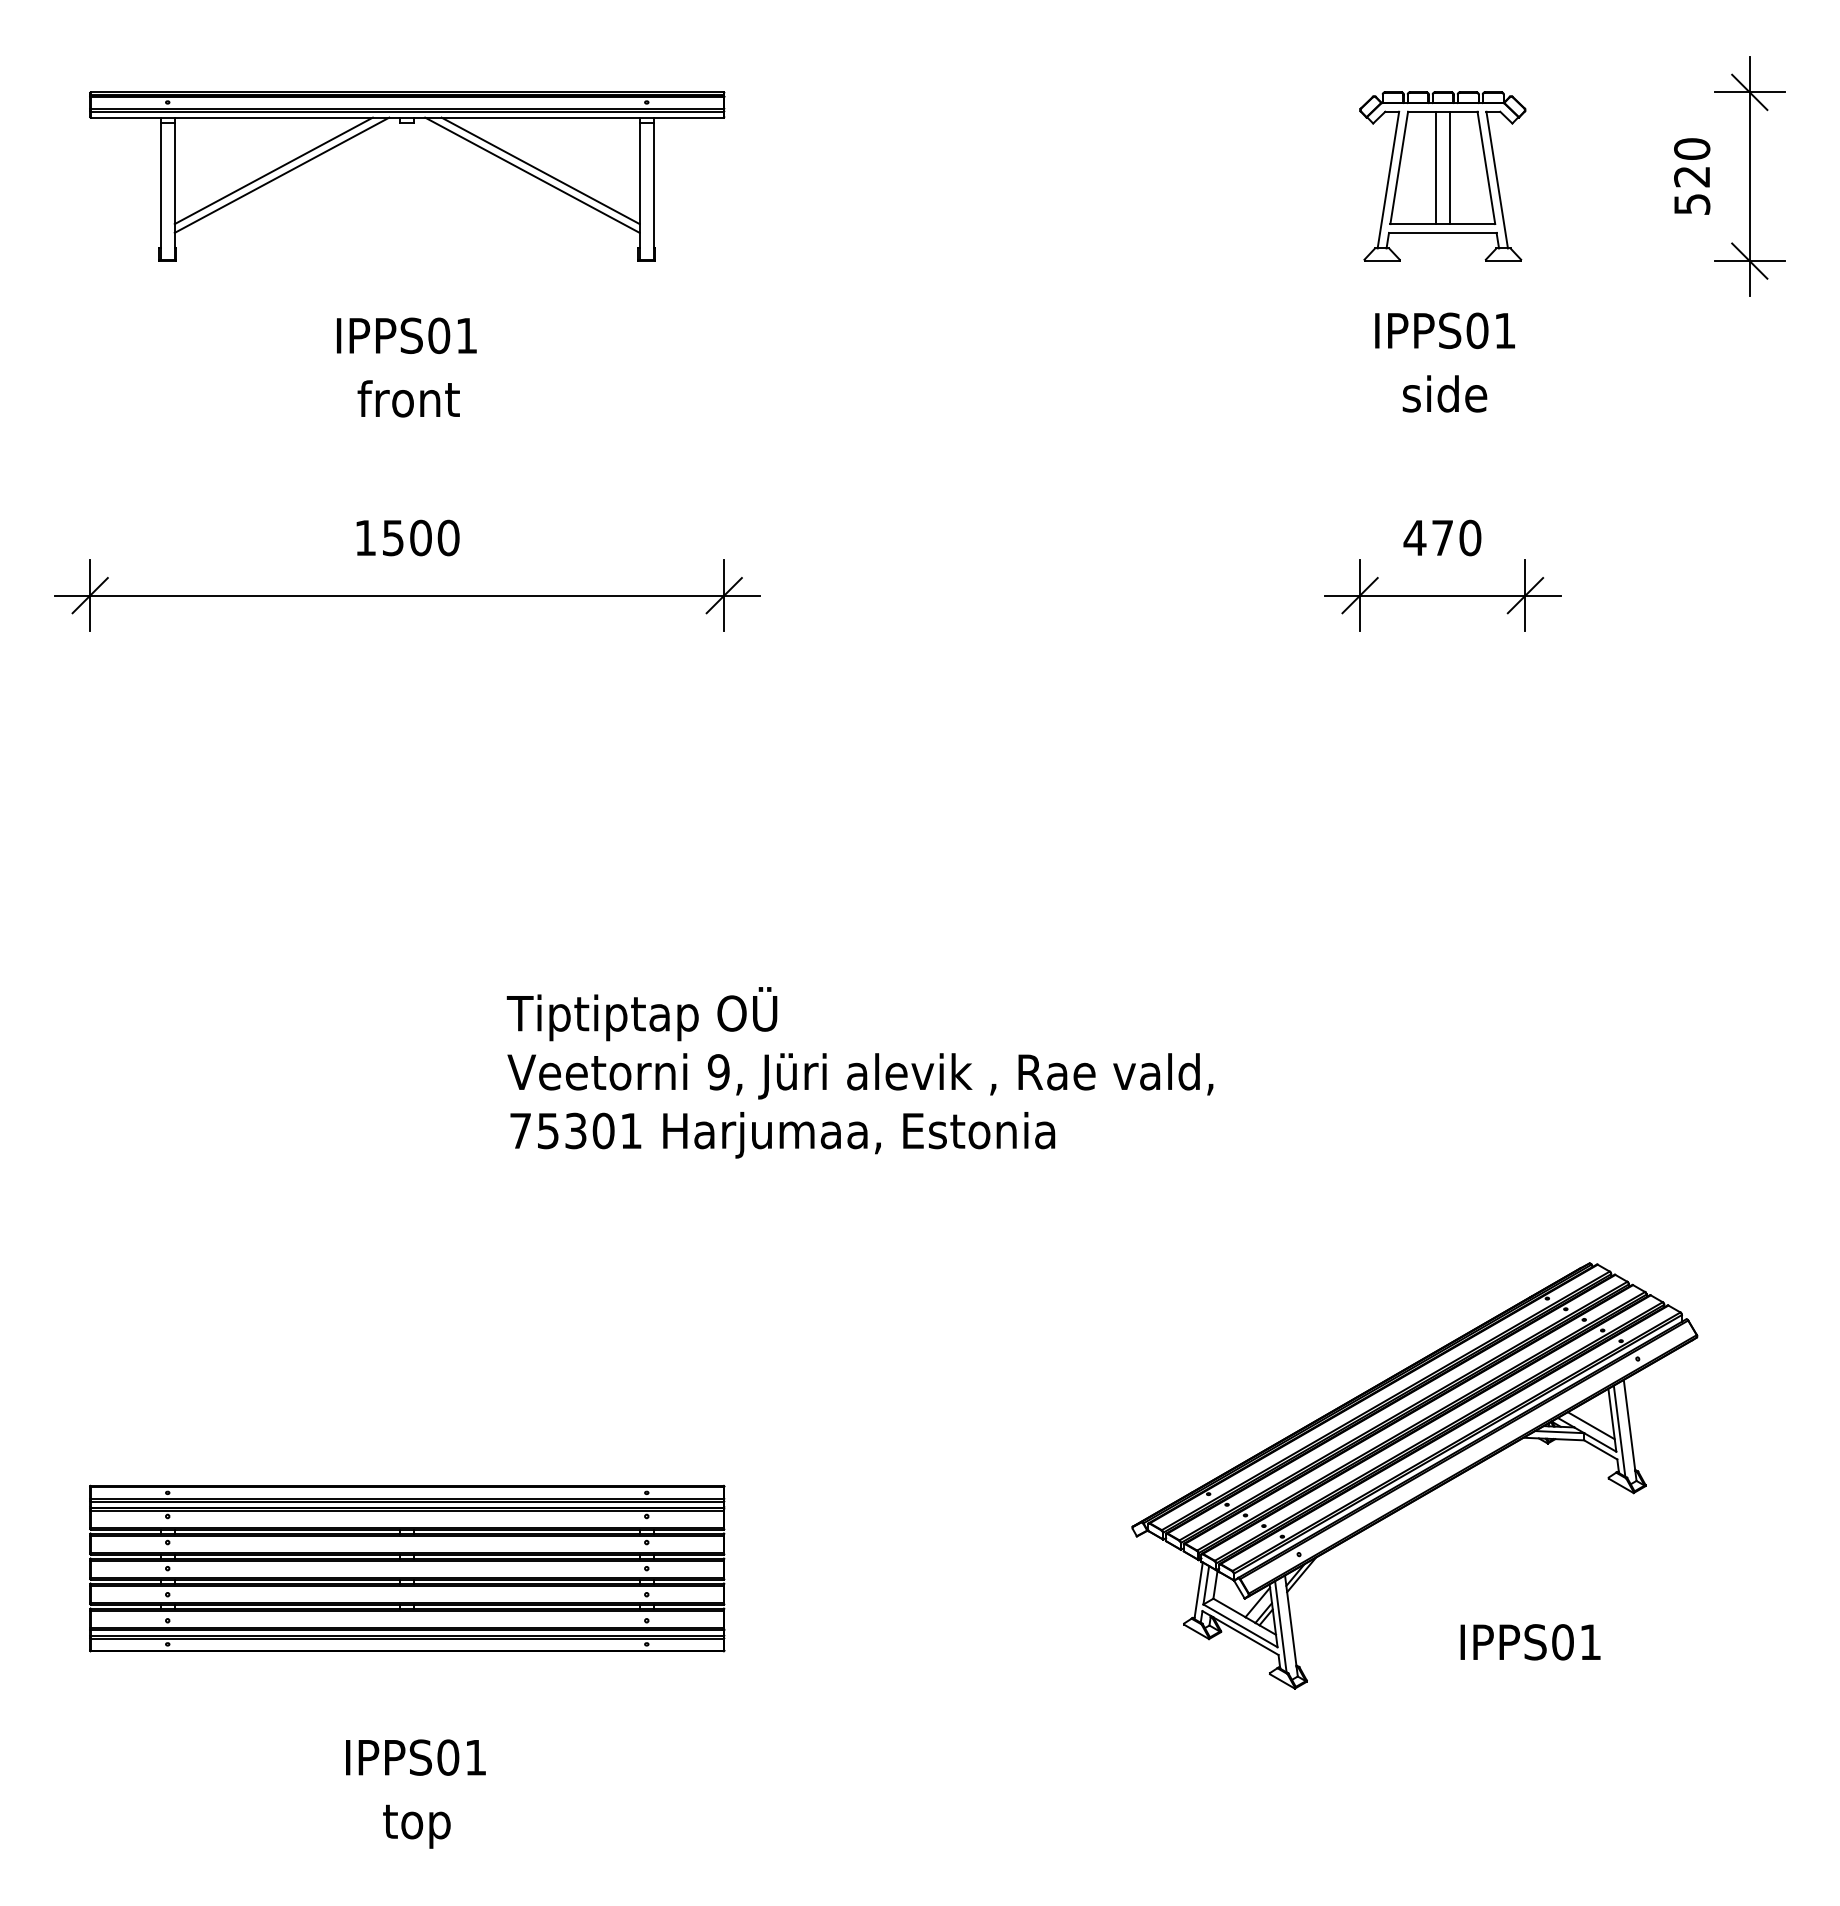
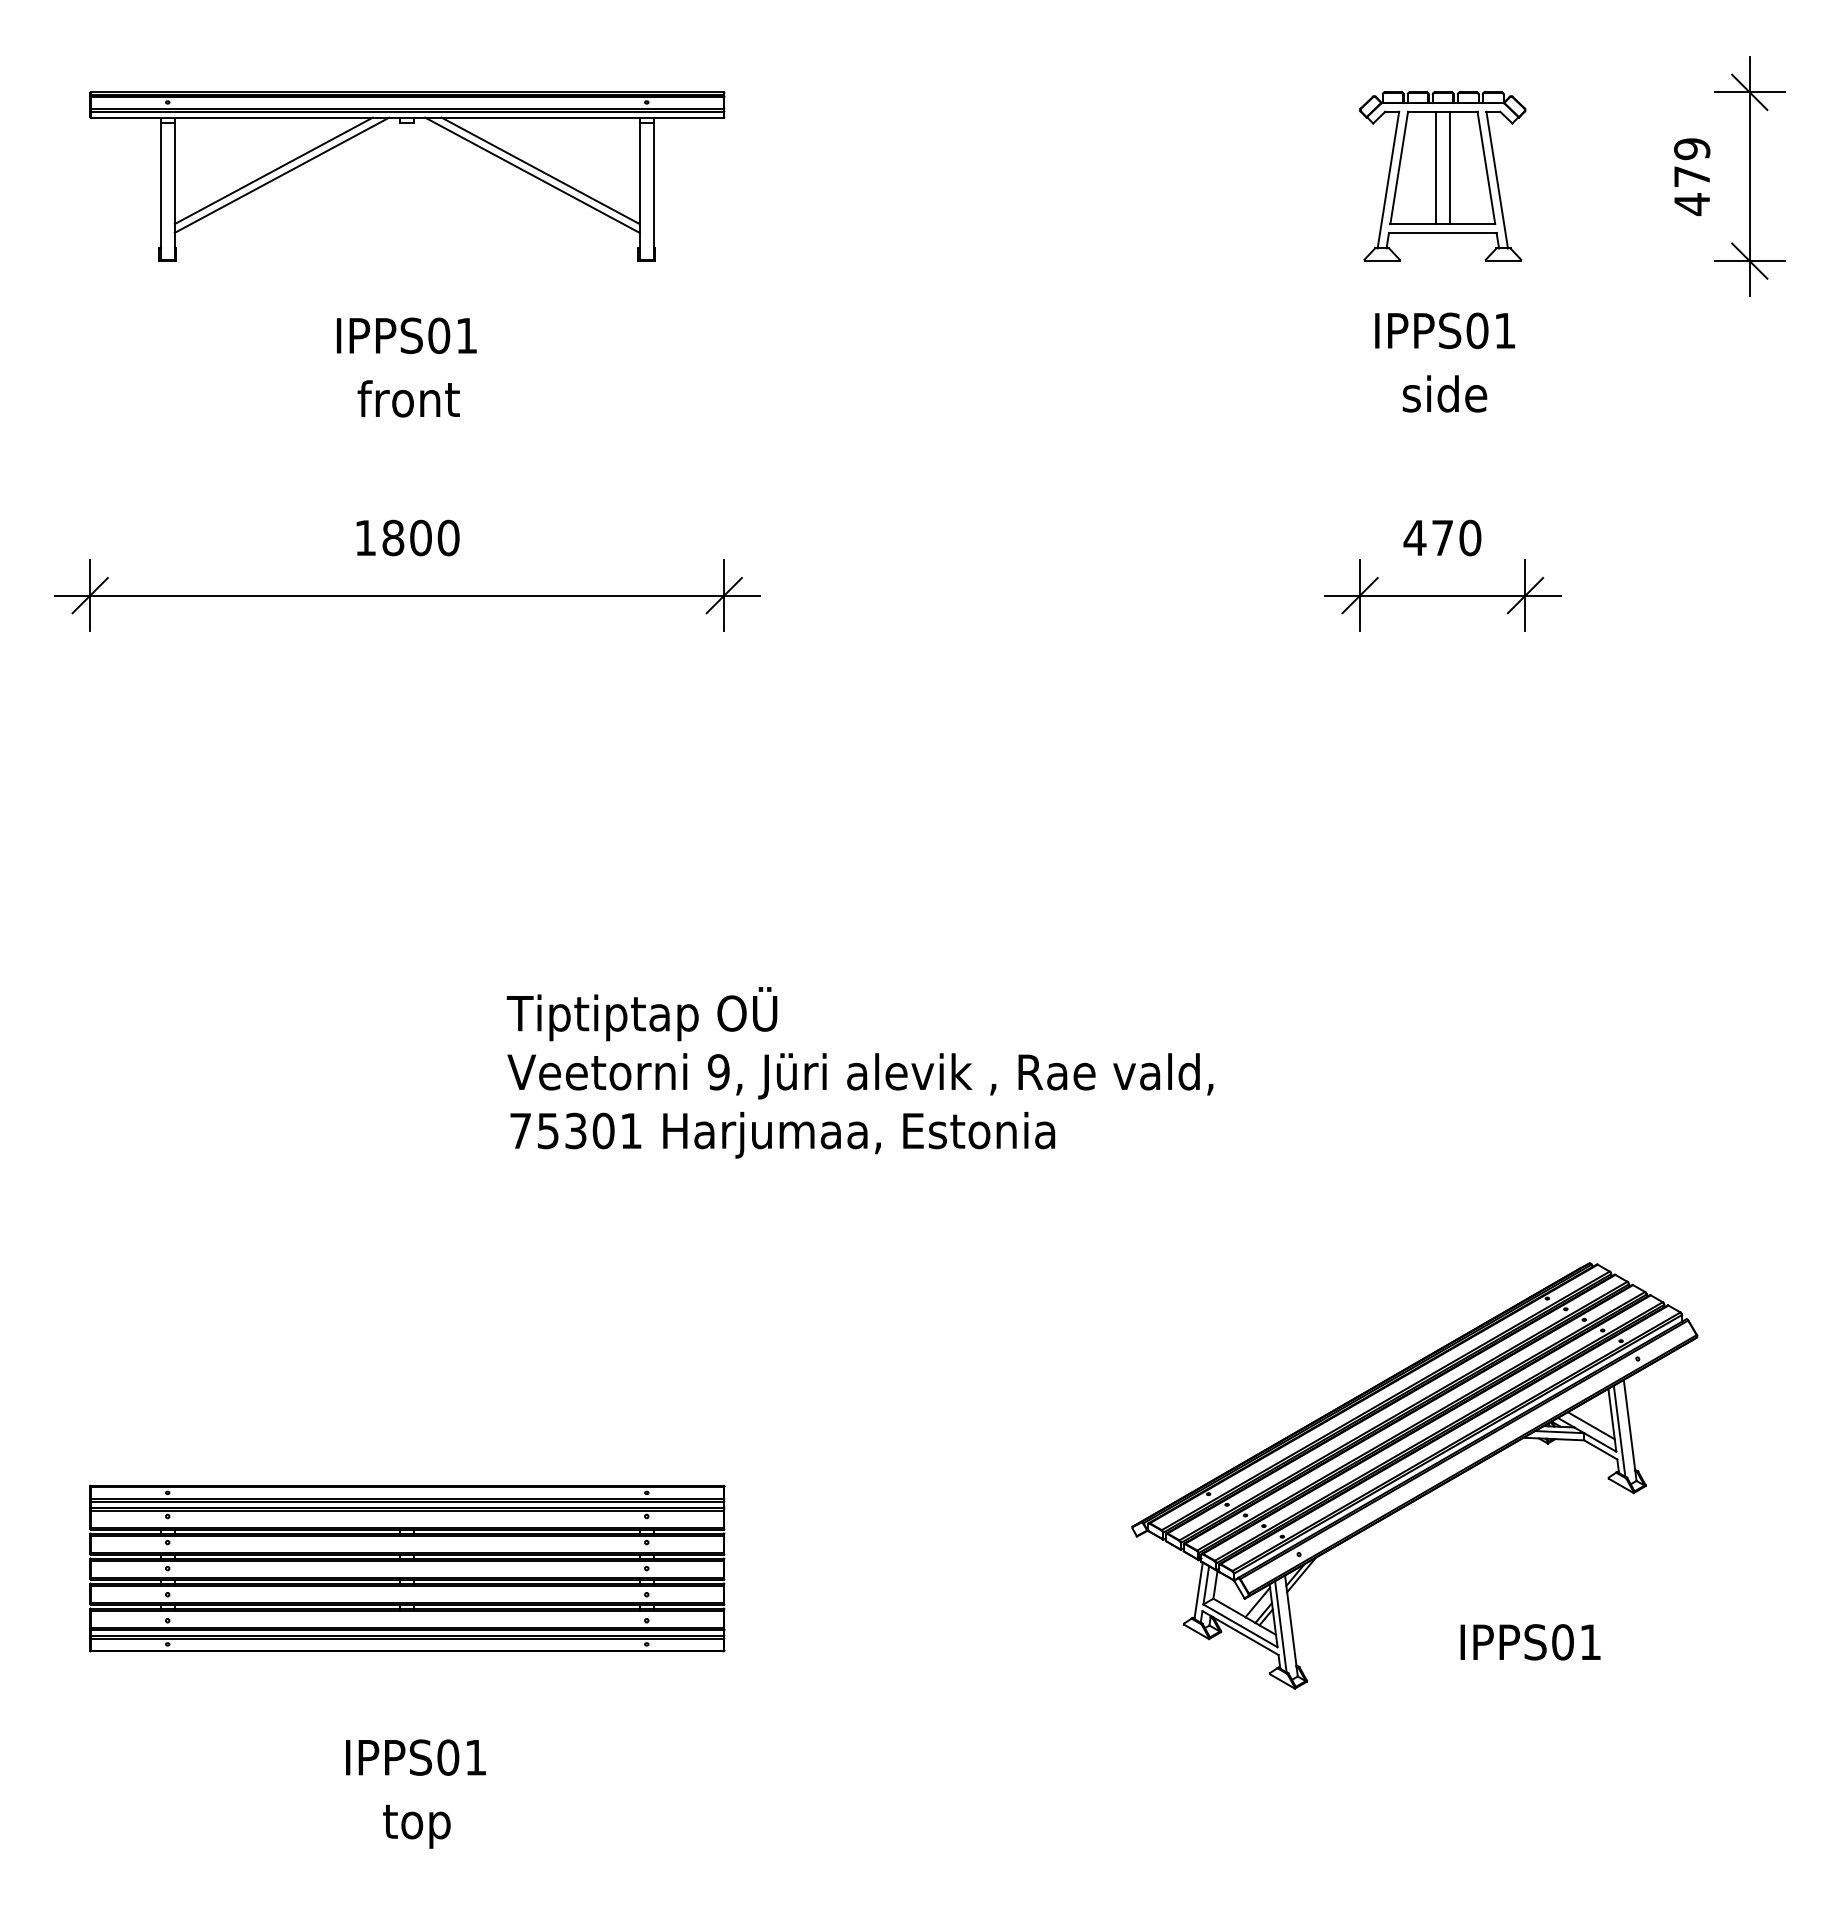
text: 520 -> 479 (1692, 177)
text: 1500 -> 1800 (393, 537)
